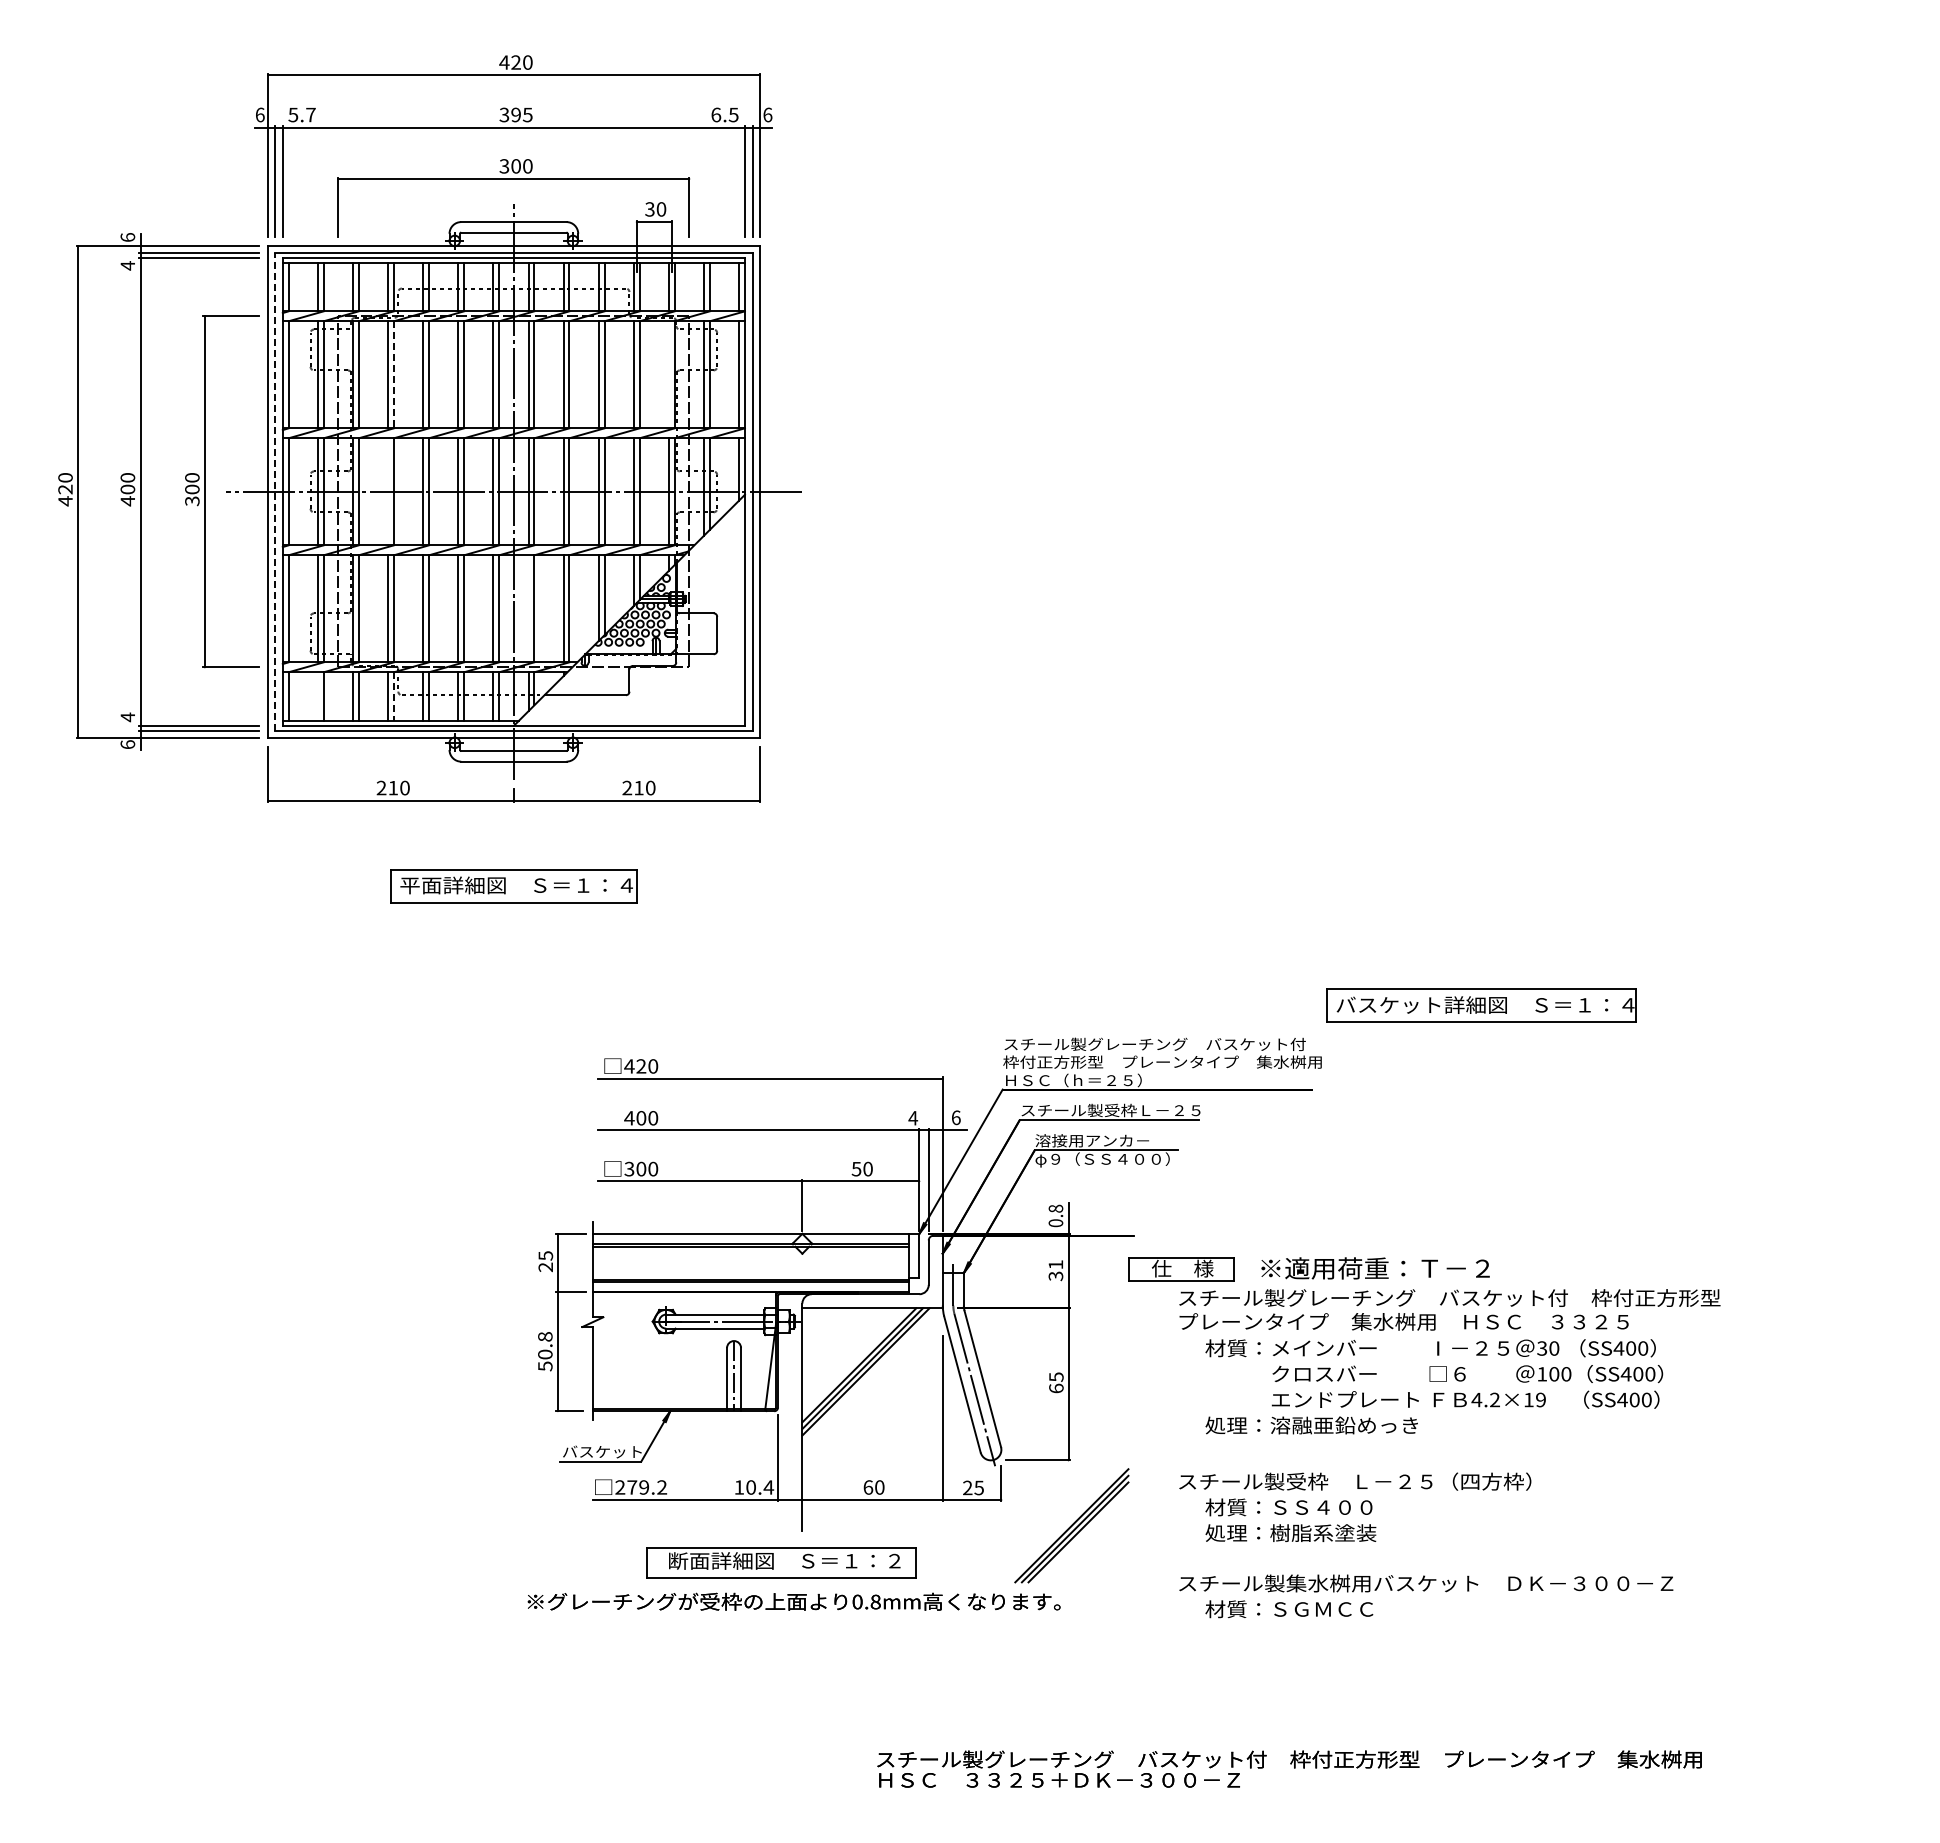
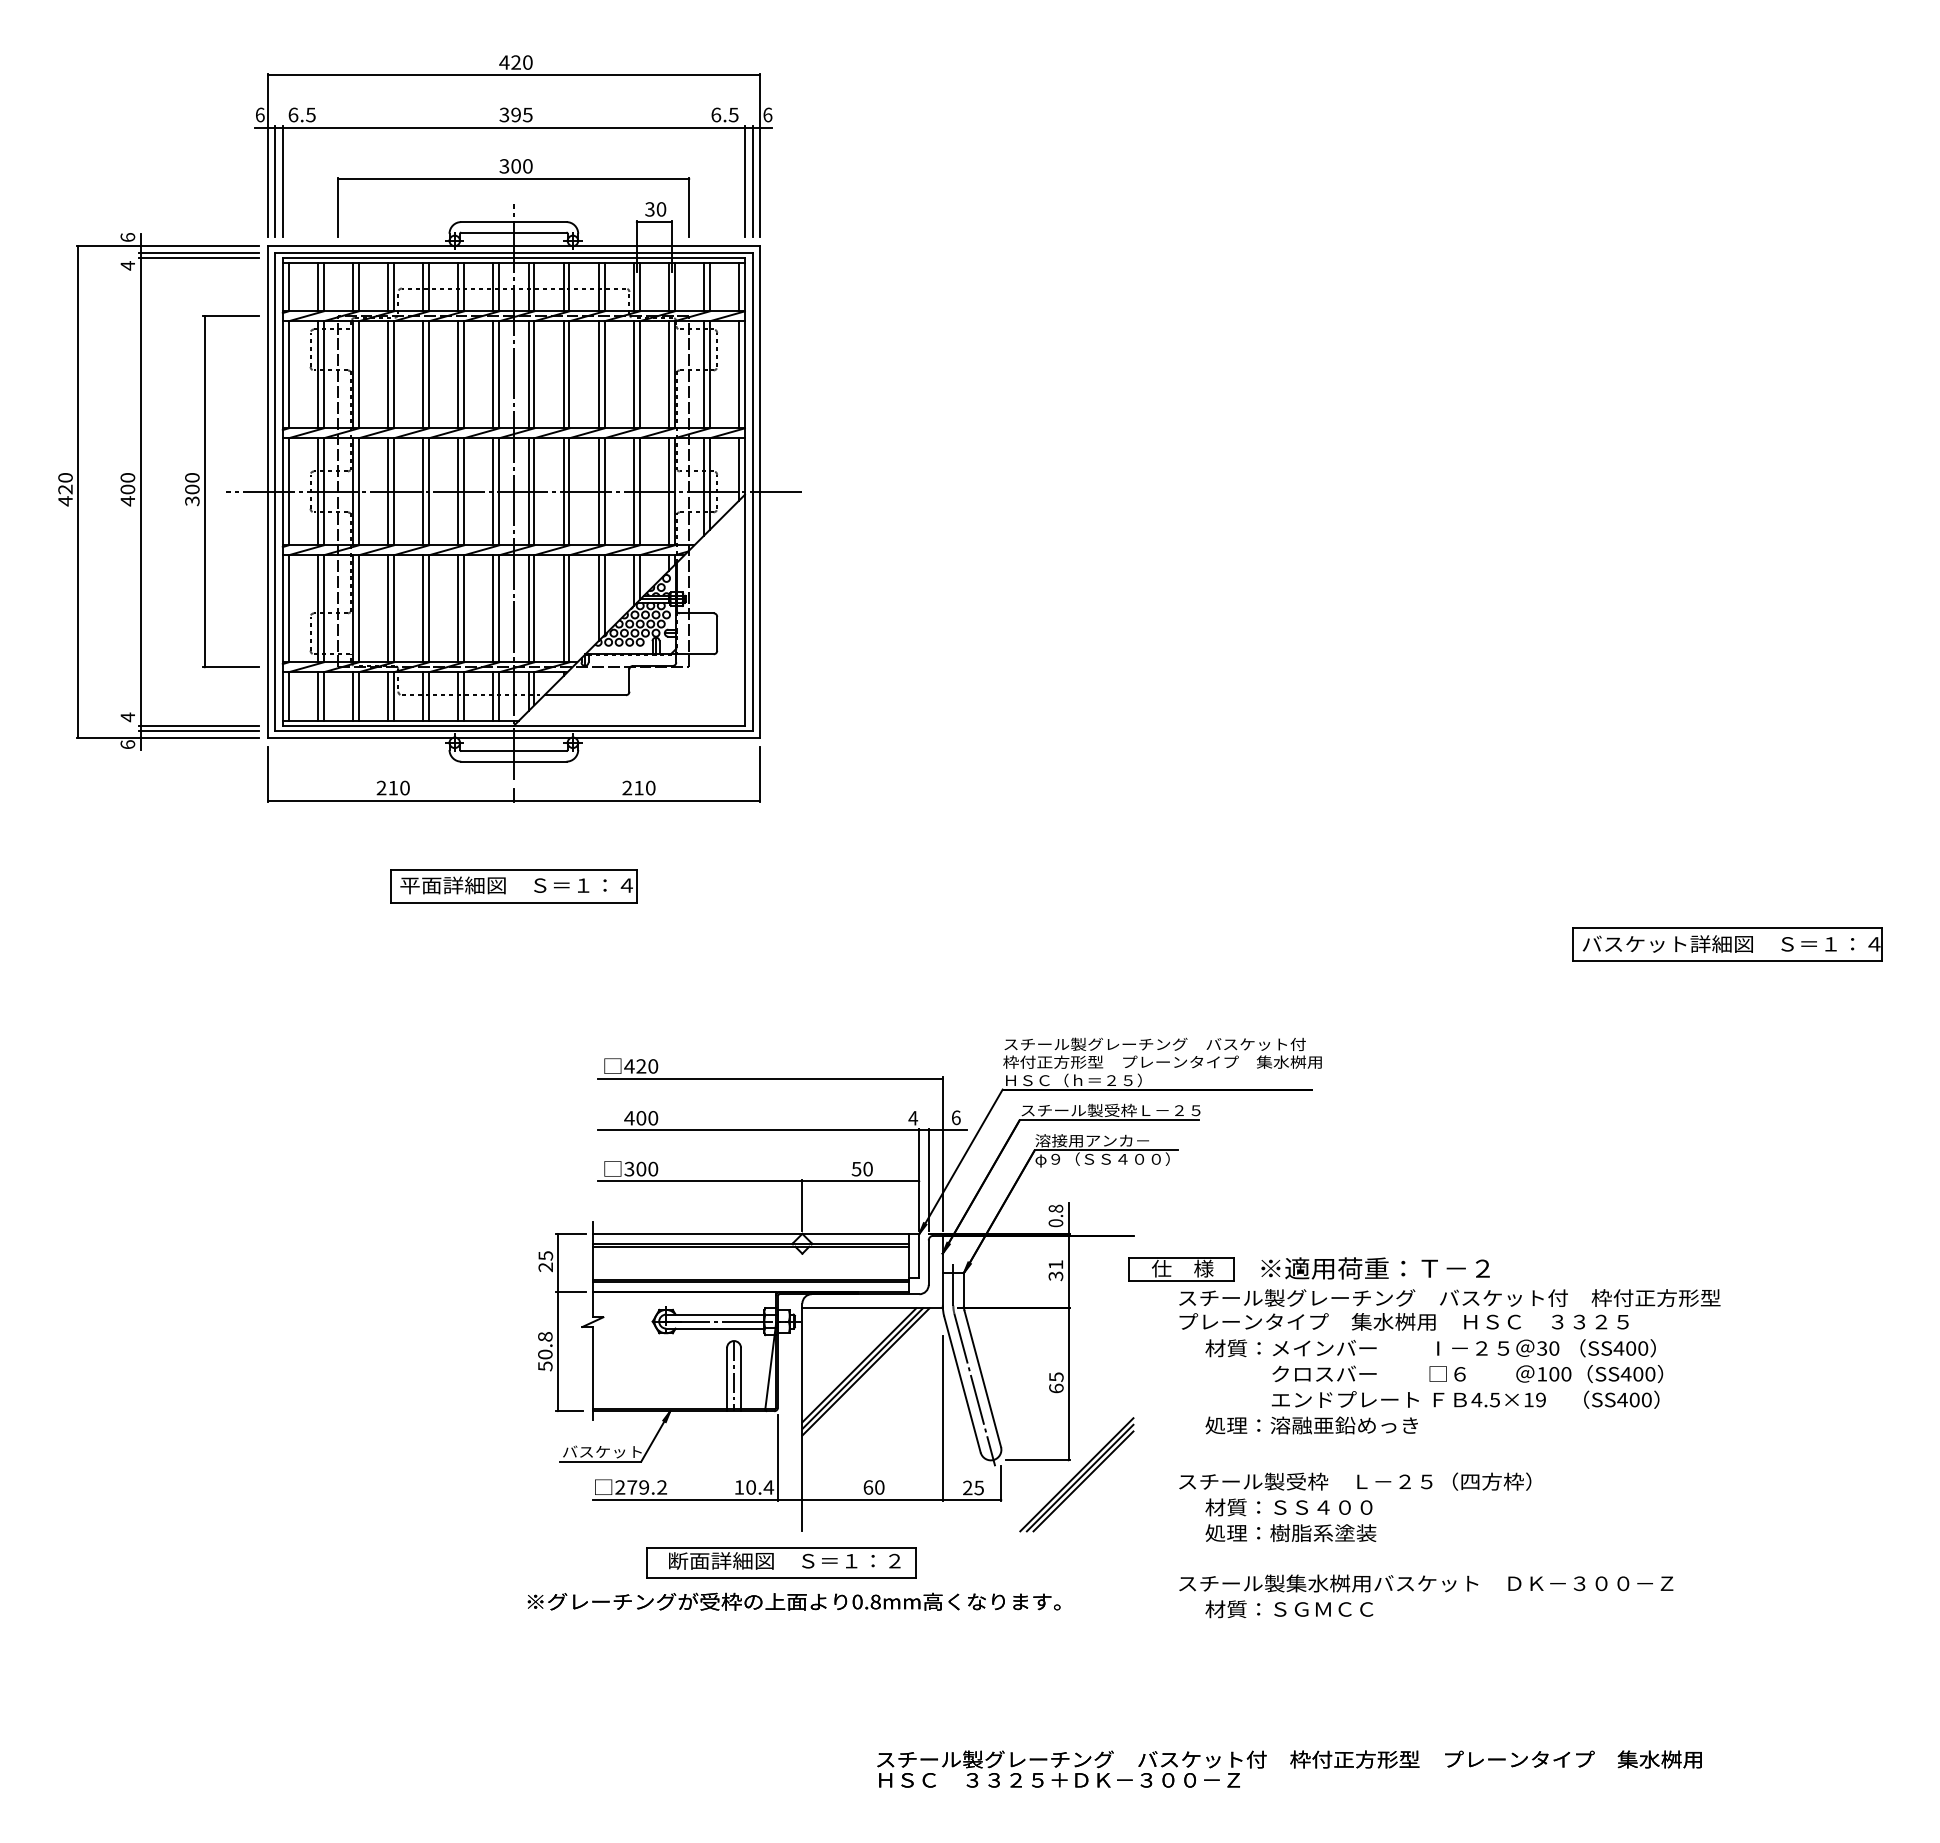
text: 5.7 -> 6.5 (301, 114)
line: dashed -> solid (393, 374)
line: none -> present (668, 374)
line: dashed -> solid (275, 491)
line: none -> present (388, 491)
line: none -> present (528, 608)
line: none -> present (317, 696)
line: dashed -> solid (393, 696)
part position: (1481, 1005) -> (1727, 944) (1727, 944)
text: 4.2×19 -> 4.5×19 (1494, 1399)
part position: (1071, 1525) -> (1076, 1474) (1076, 1474)
